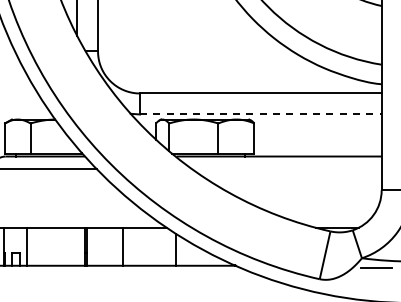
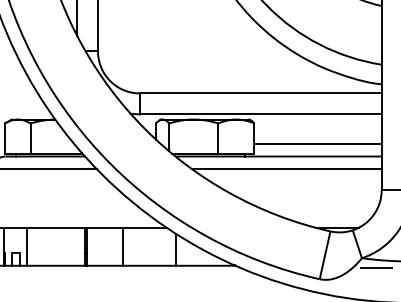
line: dashed -> solid (260, 114)
line: none -> present (317, 143)
line: none -> present (286, 169)
